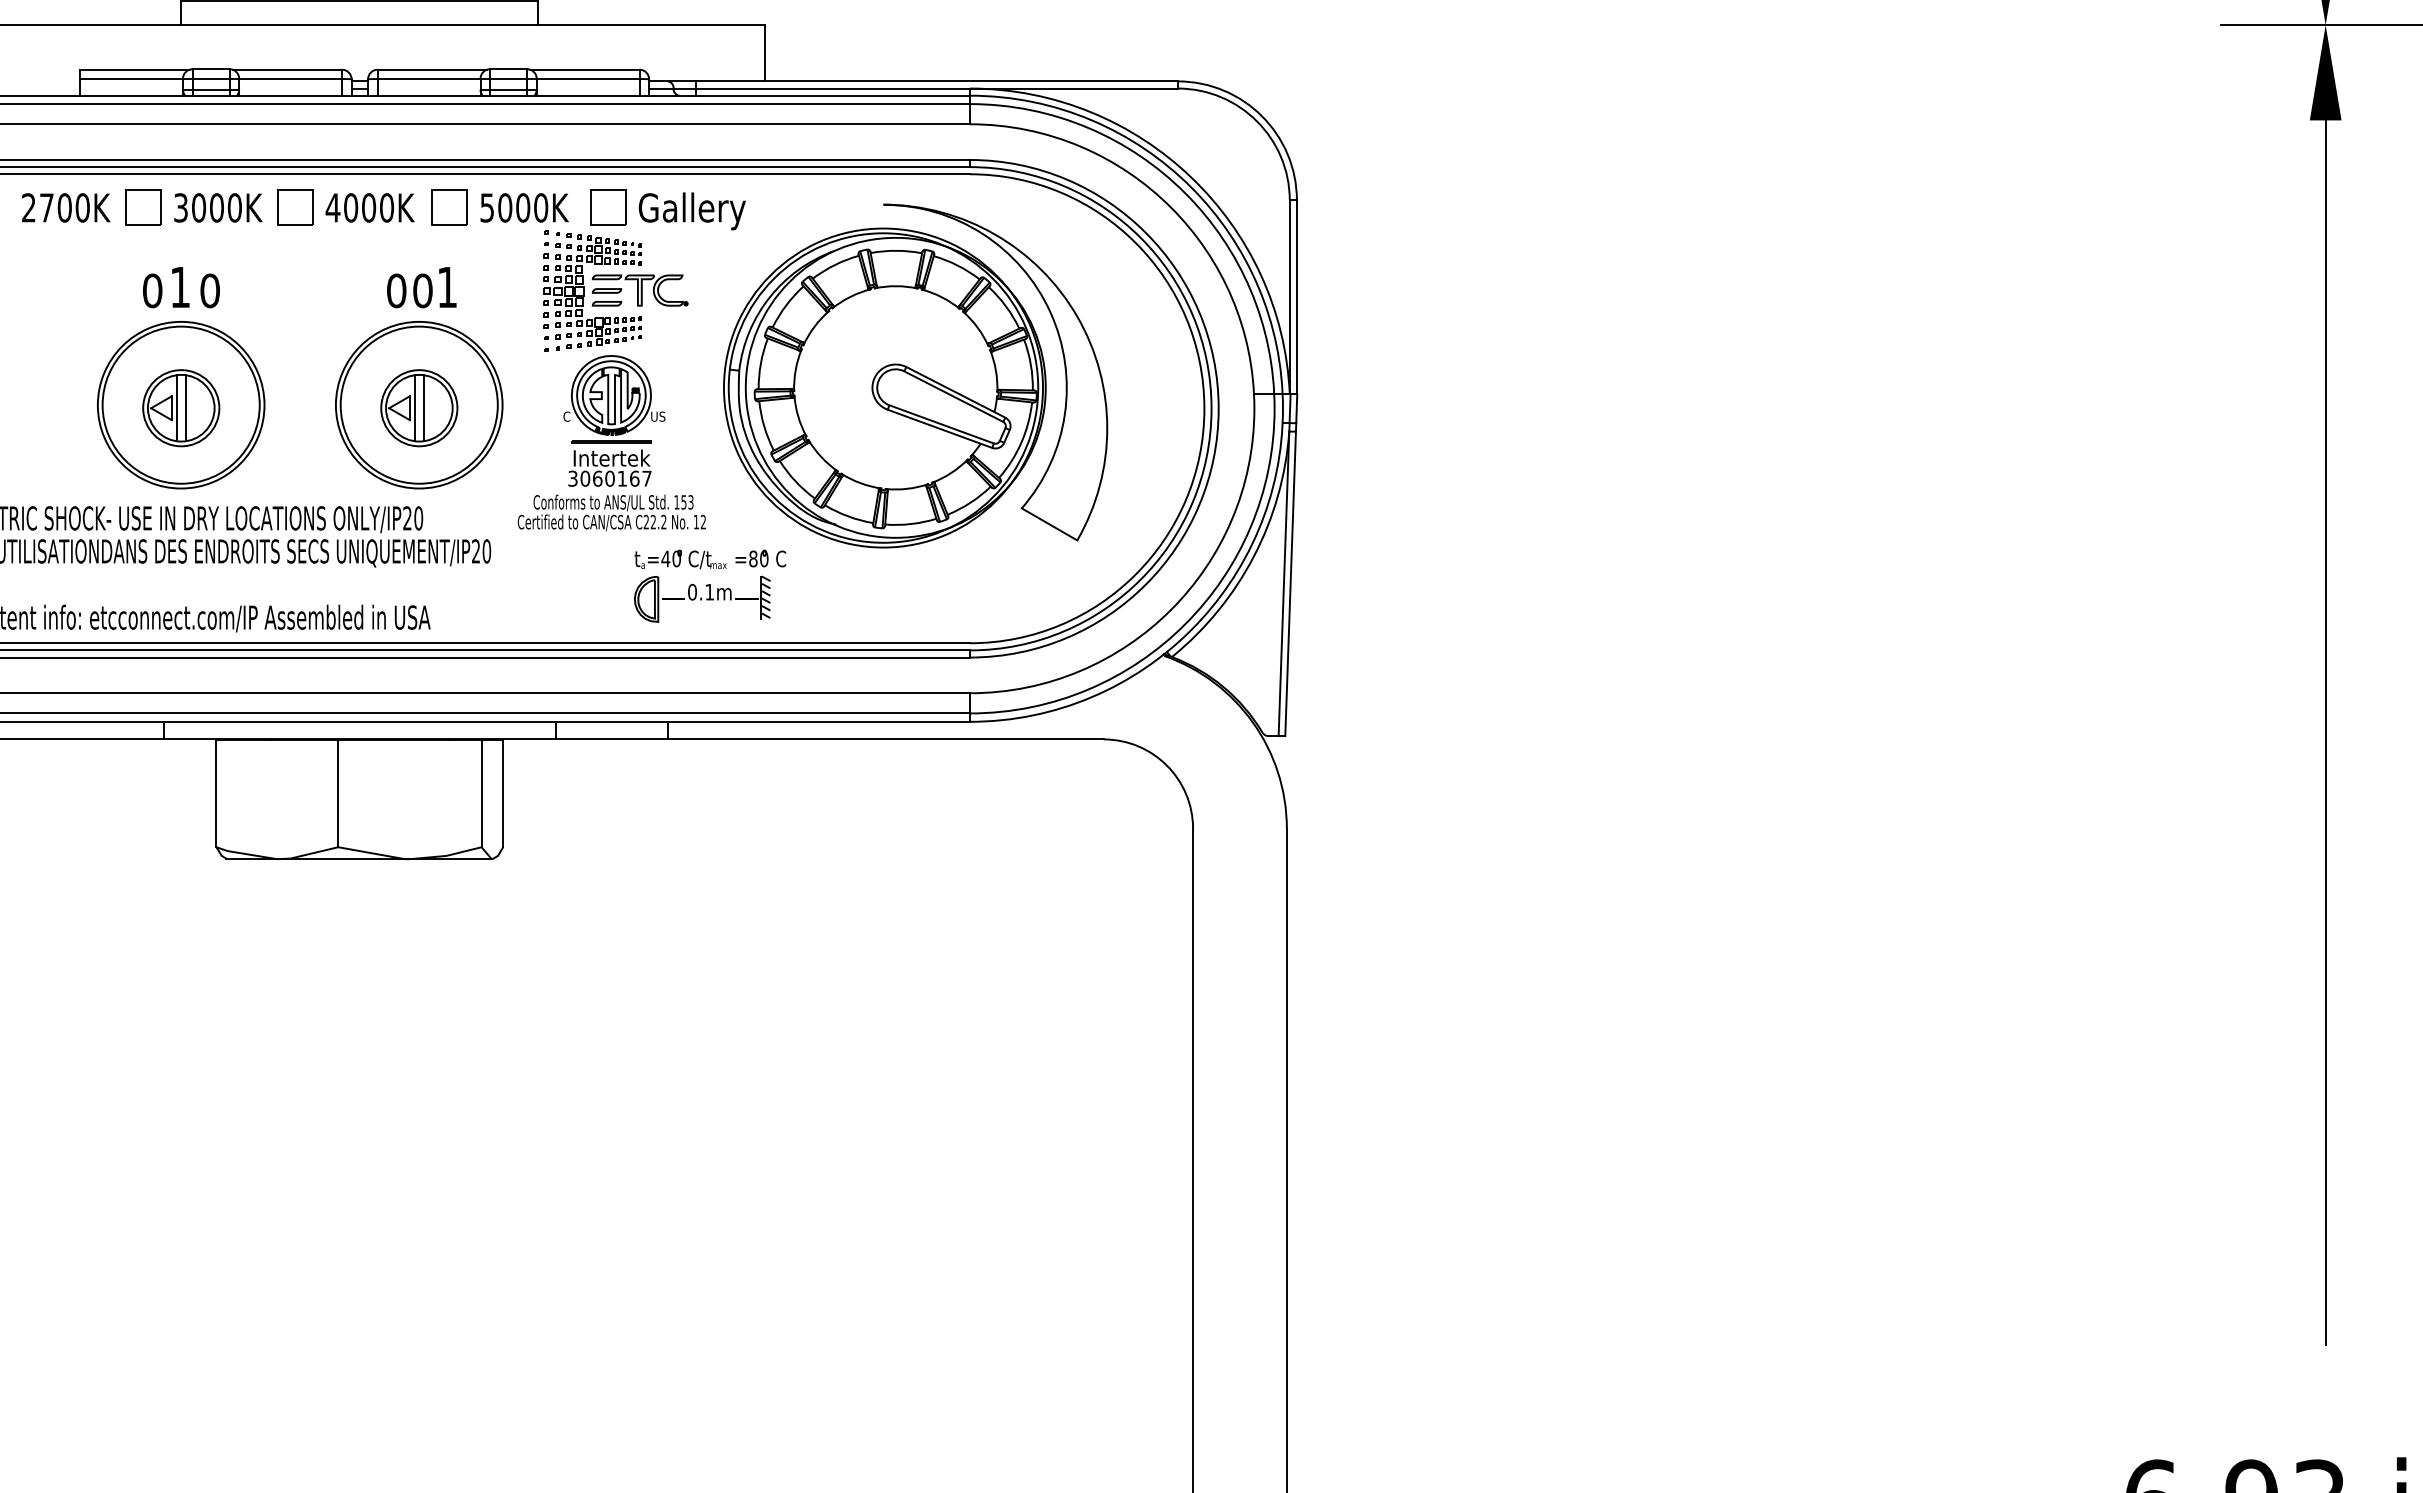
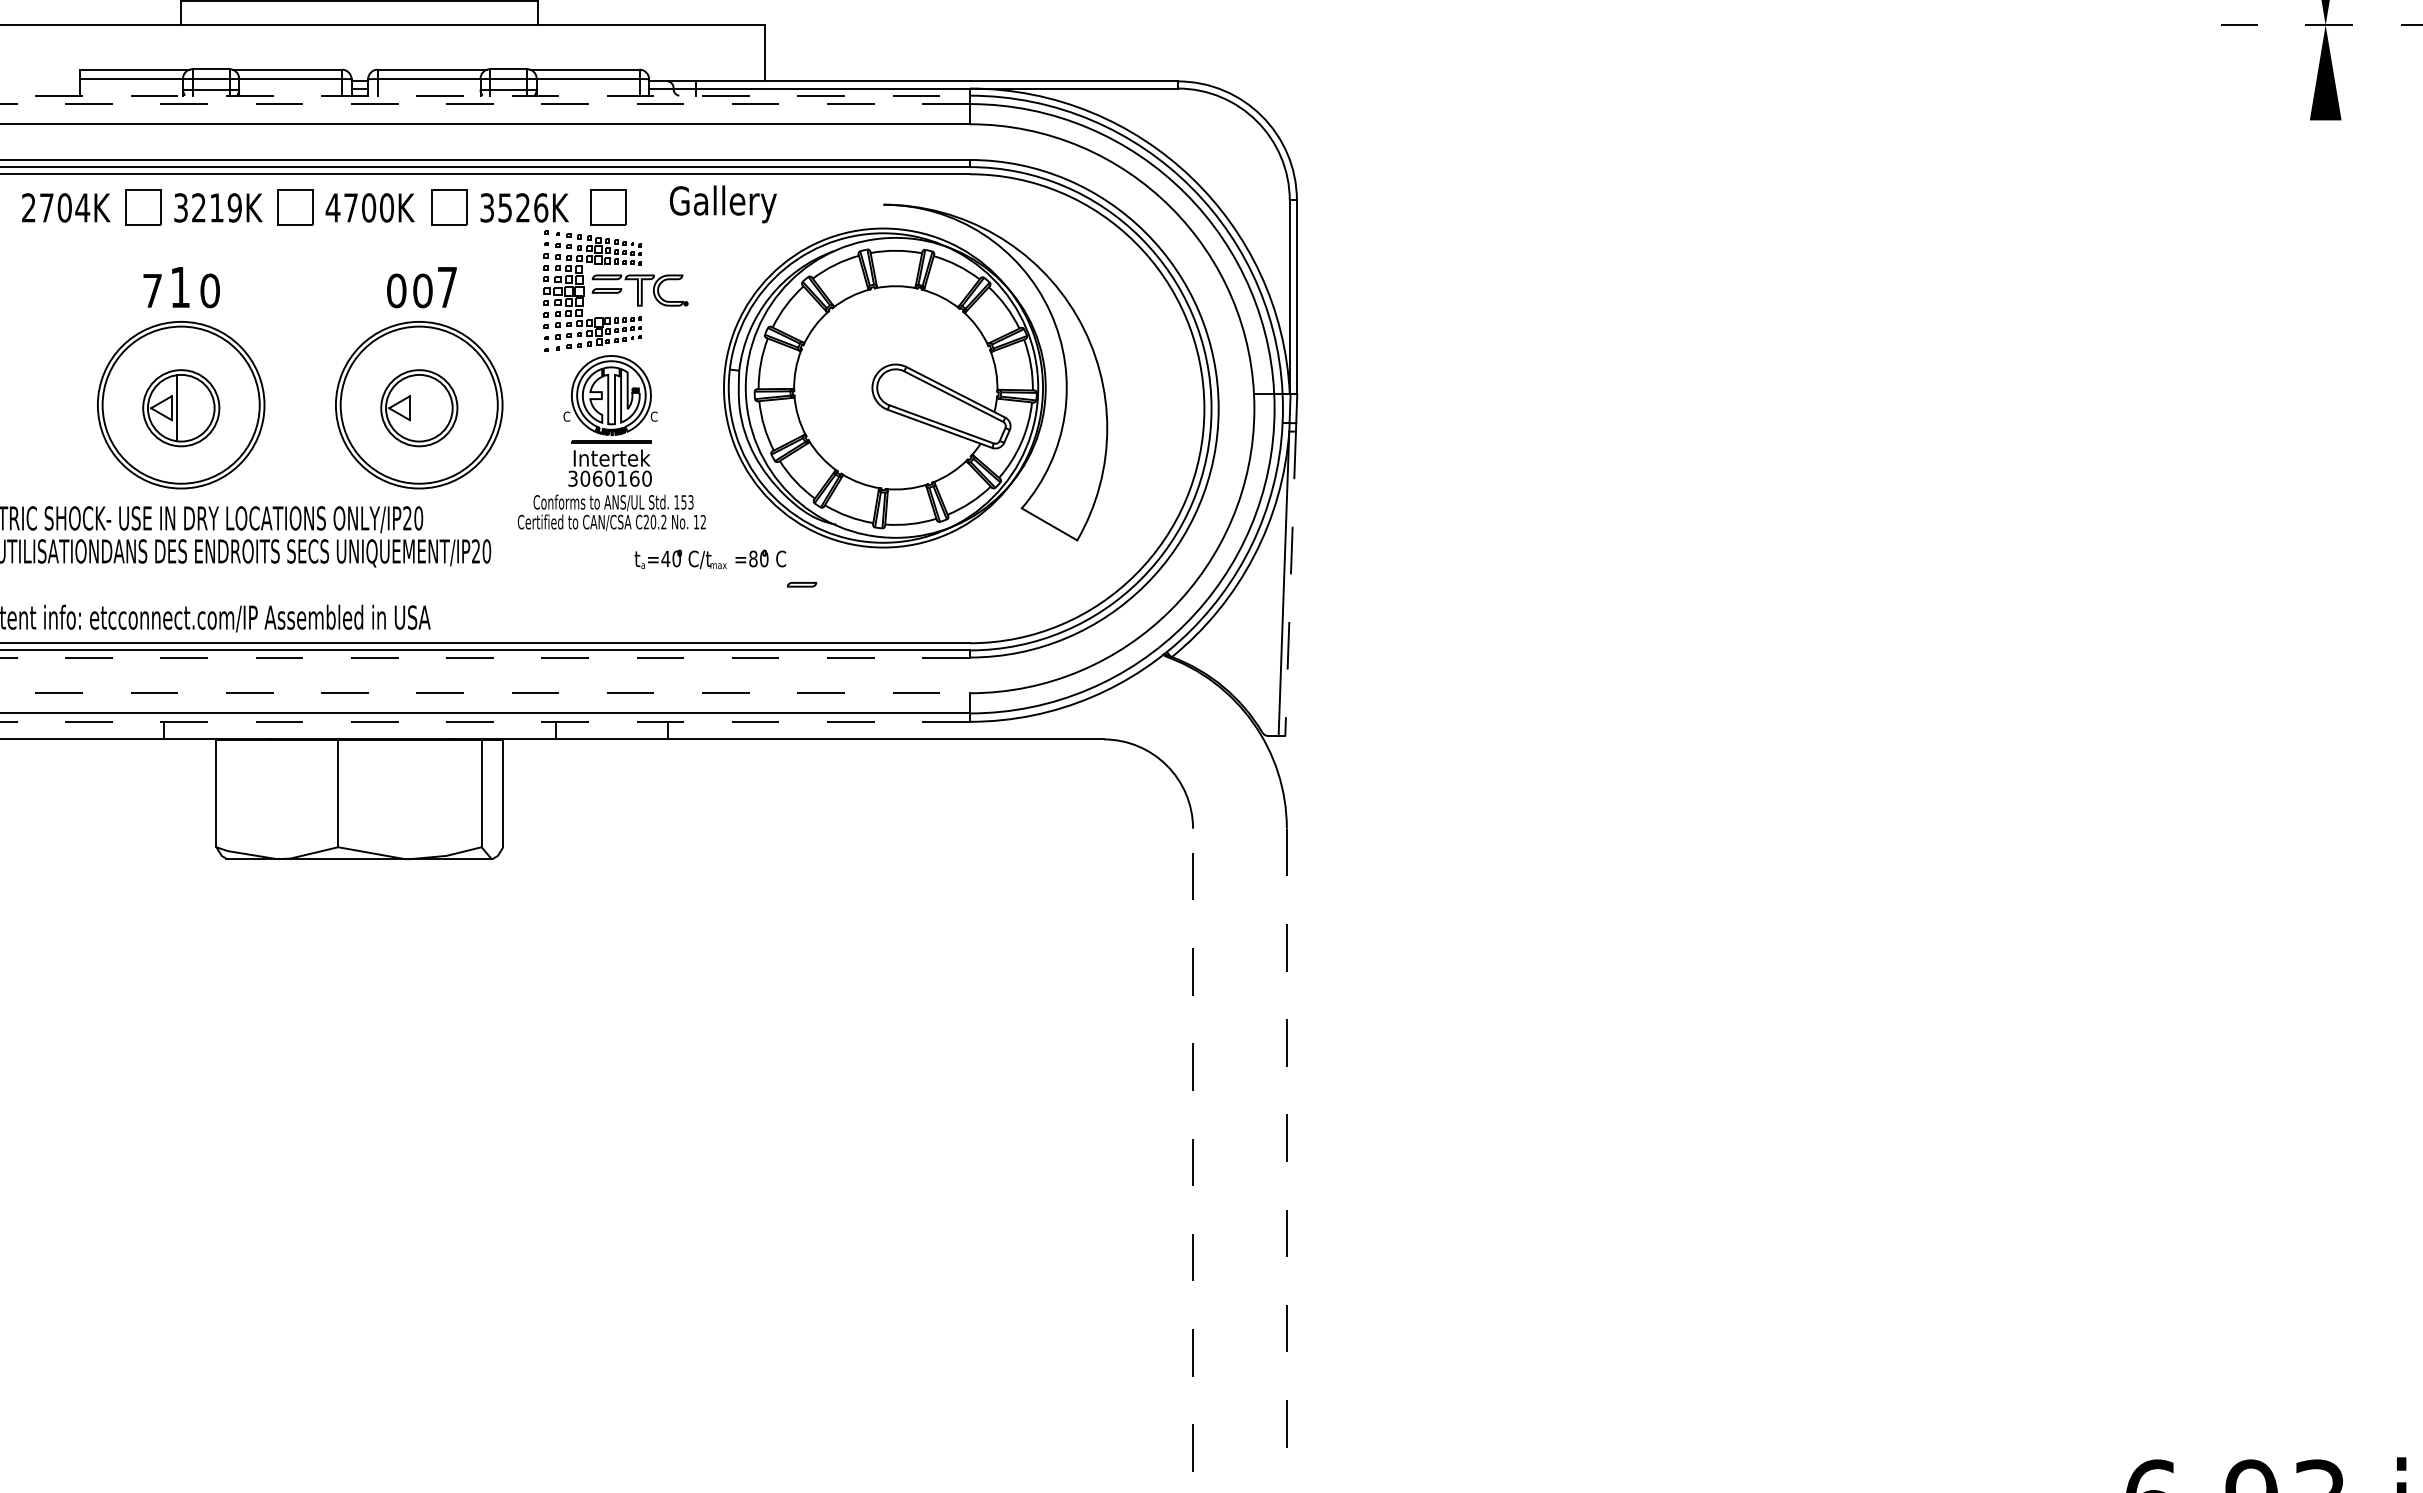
line: solid -> dashed (2321, 25)
line: solid -> dashed (485, 95)
line: solid -> dashed (485, 104)
text: 2700K -> 2704K (82, 207)
text: 3000K -> 3219K (216, 207)
text: 4000K -> 4700K (351, 207)
text: 5000K -> 3526K (514, 207)
text position: (691, 211) -> (722, 204) (722, 204)
text: 1 -> 7 (447, 287)
text: 0 -> 7 (152, 290)
part position: (606, 303) -> (801, 584) (801, 584)
line: present -> none (186, 408)
line: present -> none (414, 408)
line: present -> none (424, 408)
text: US -> C (657, 416)
text: 3060167 -> 3060160 (646, 478)
text: C22.2 -> C20.2 (653, 522)
line: solid -> dashed (1290, 584)
part: present -> none (702, 598)
line: solid -> dashed (485, 657)
line: solid -> dashed (485, 693)
line: solid -> dashed (485, 721)
line: present -> none (2325, 732)
line: solid -> dashed (1193, 1160)
line: solid -> dashed (1286, 1160)
